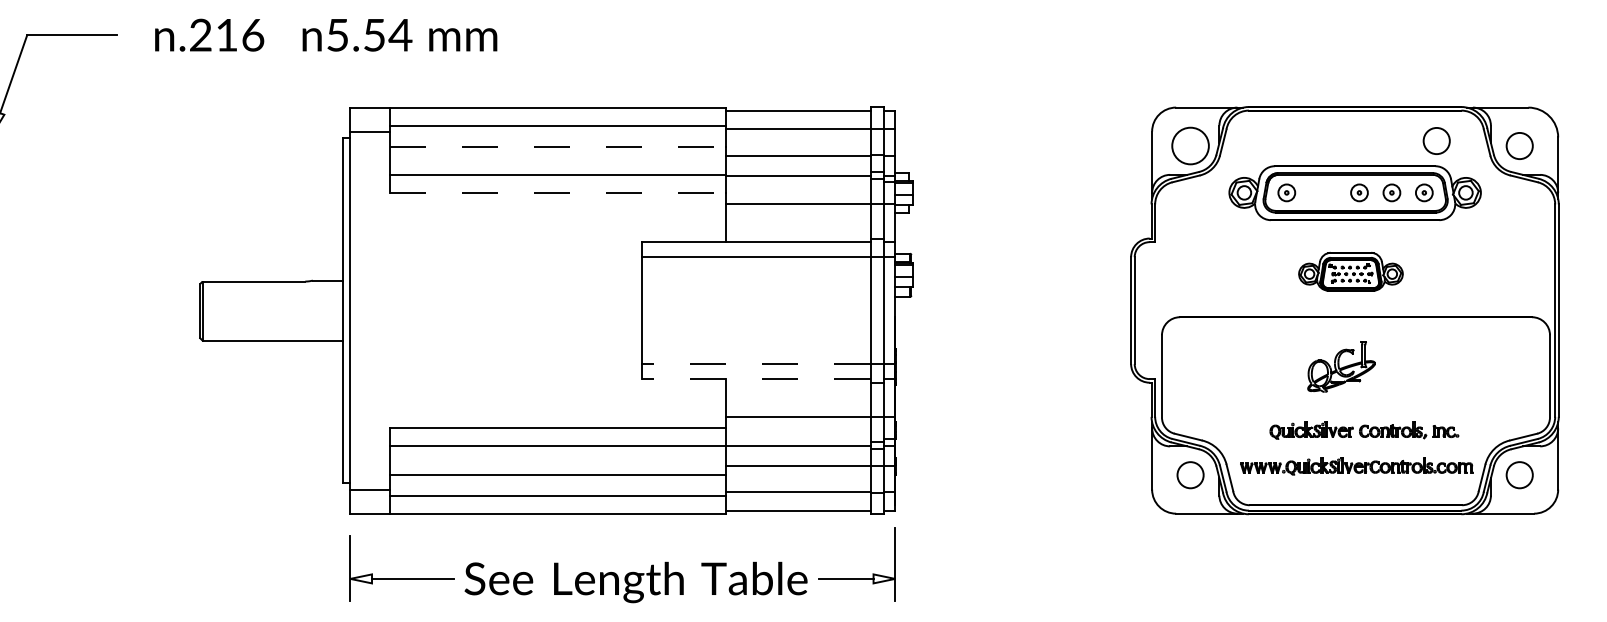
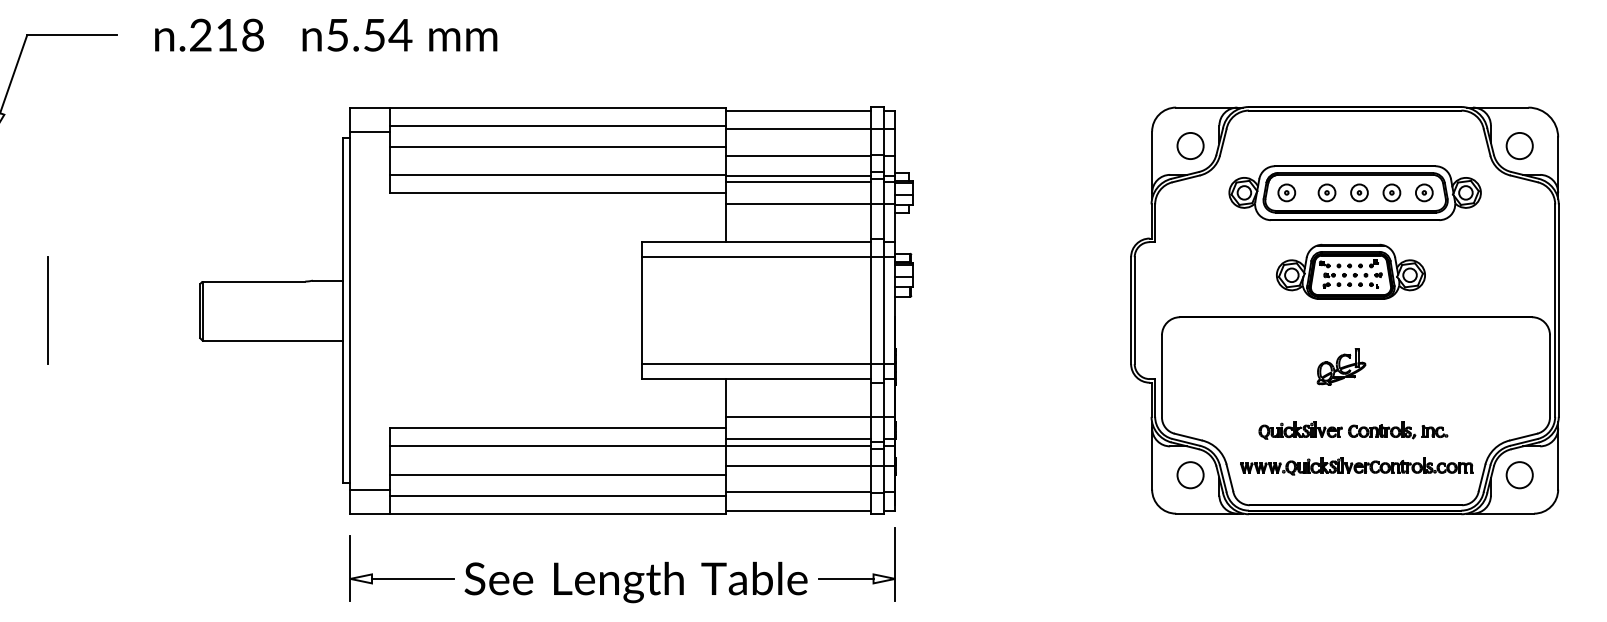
text: .216 -> .218 (253, 34)
circle: present -> none (1436, 140)
circle diameter: 37 px -> 26 px (1190, 145)
line: dashed -> solid (558, 146)
line: none -> present (798, 182)
line: dashed -> solid (558, 192)
part: none -> present (1326, 192)
part size: 106x40 px -> 150x57 px (1350, 271)
line: none -> present (48, 310)
line: dashed -> solid (755, 364)
part size: 69x52 px -> 51x38 px (1341, 366)
line: dashed -> solid (755, 379)
part position: (1364, 430) -> (1353, 430) (1353, 430)
line: none -> present (798, 438)
